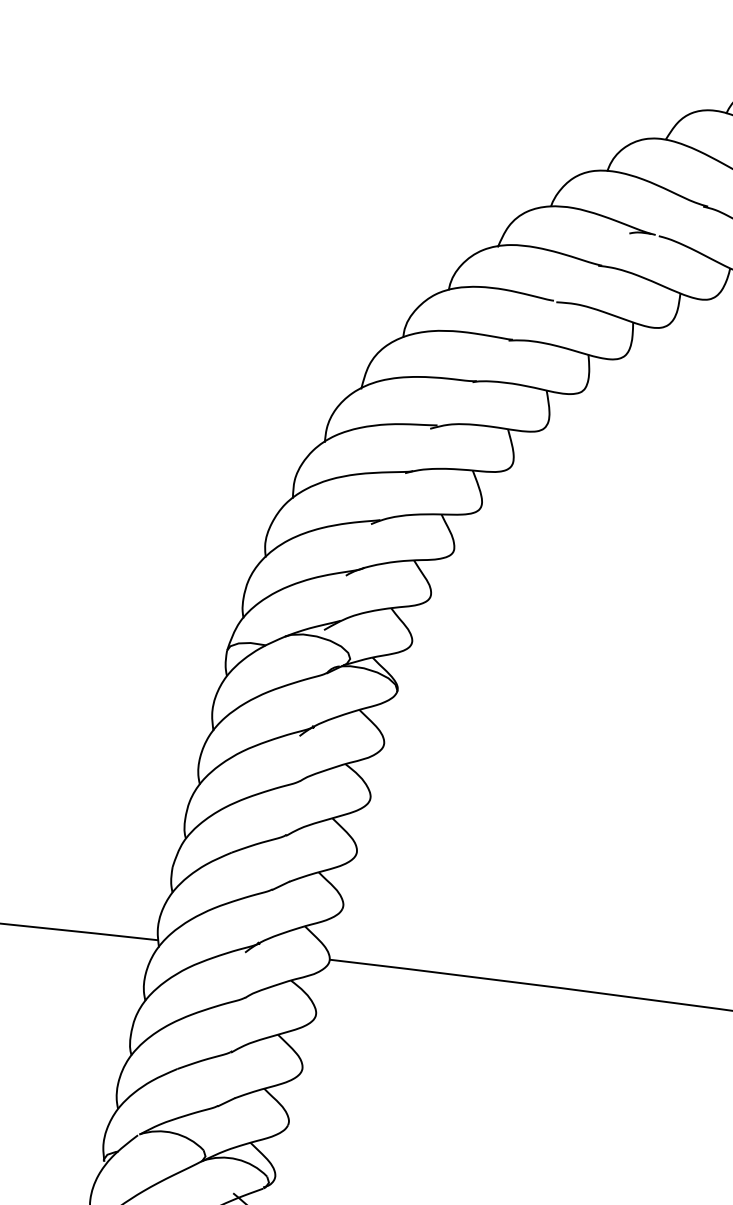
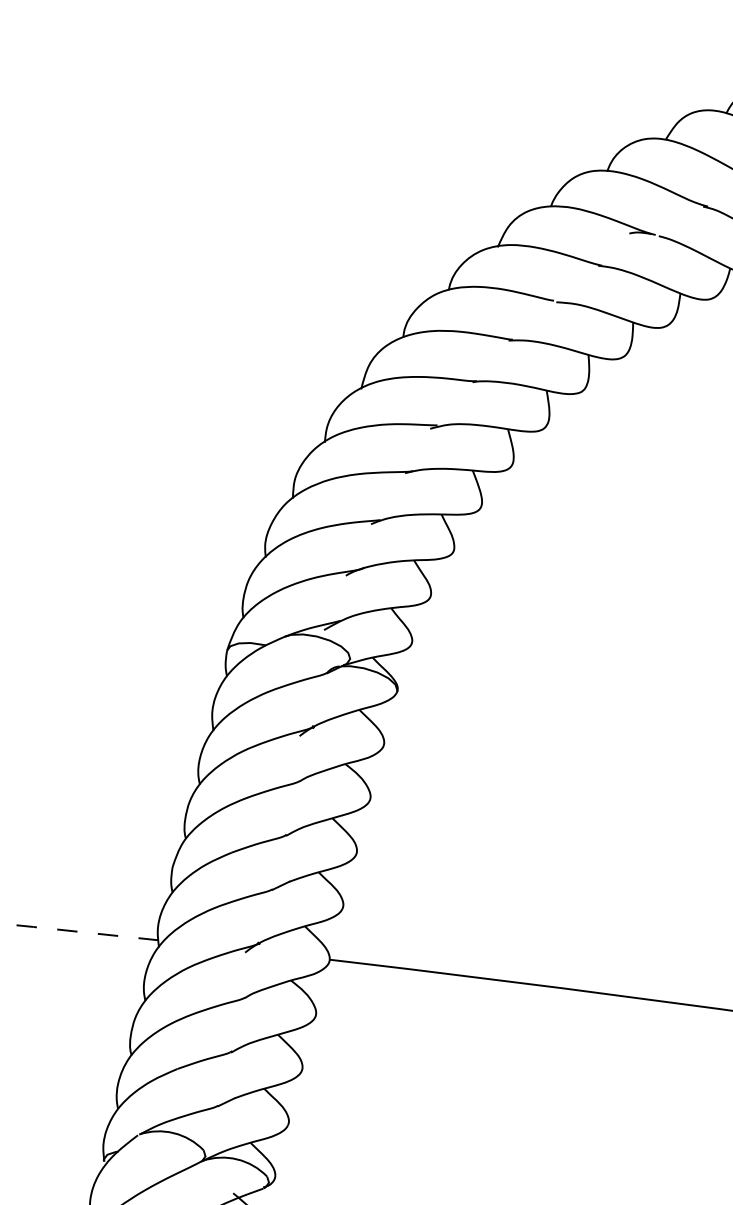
arc: solid -> dashed (79, 931)
